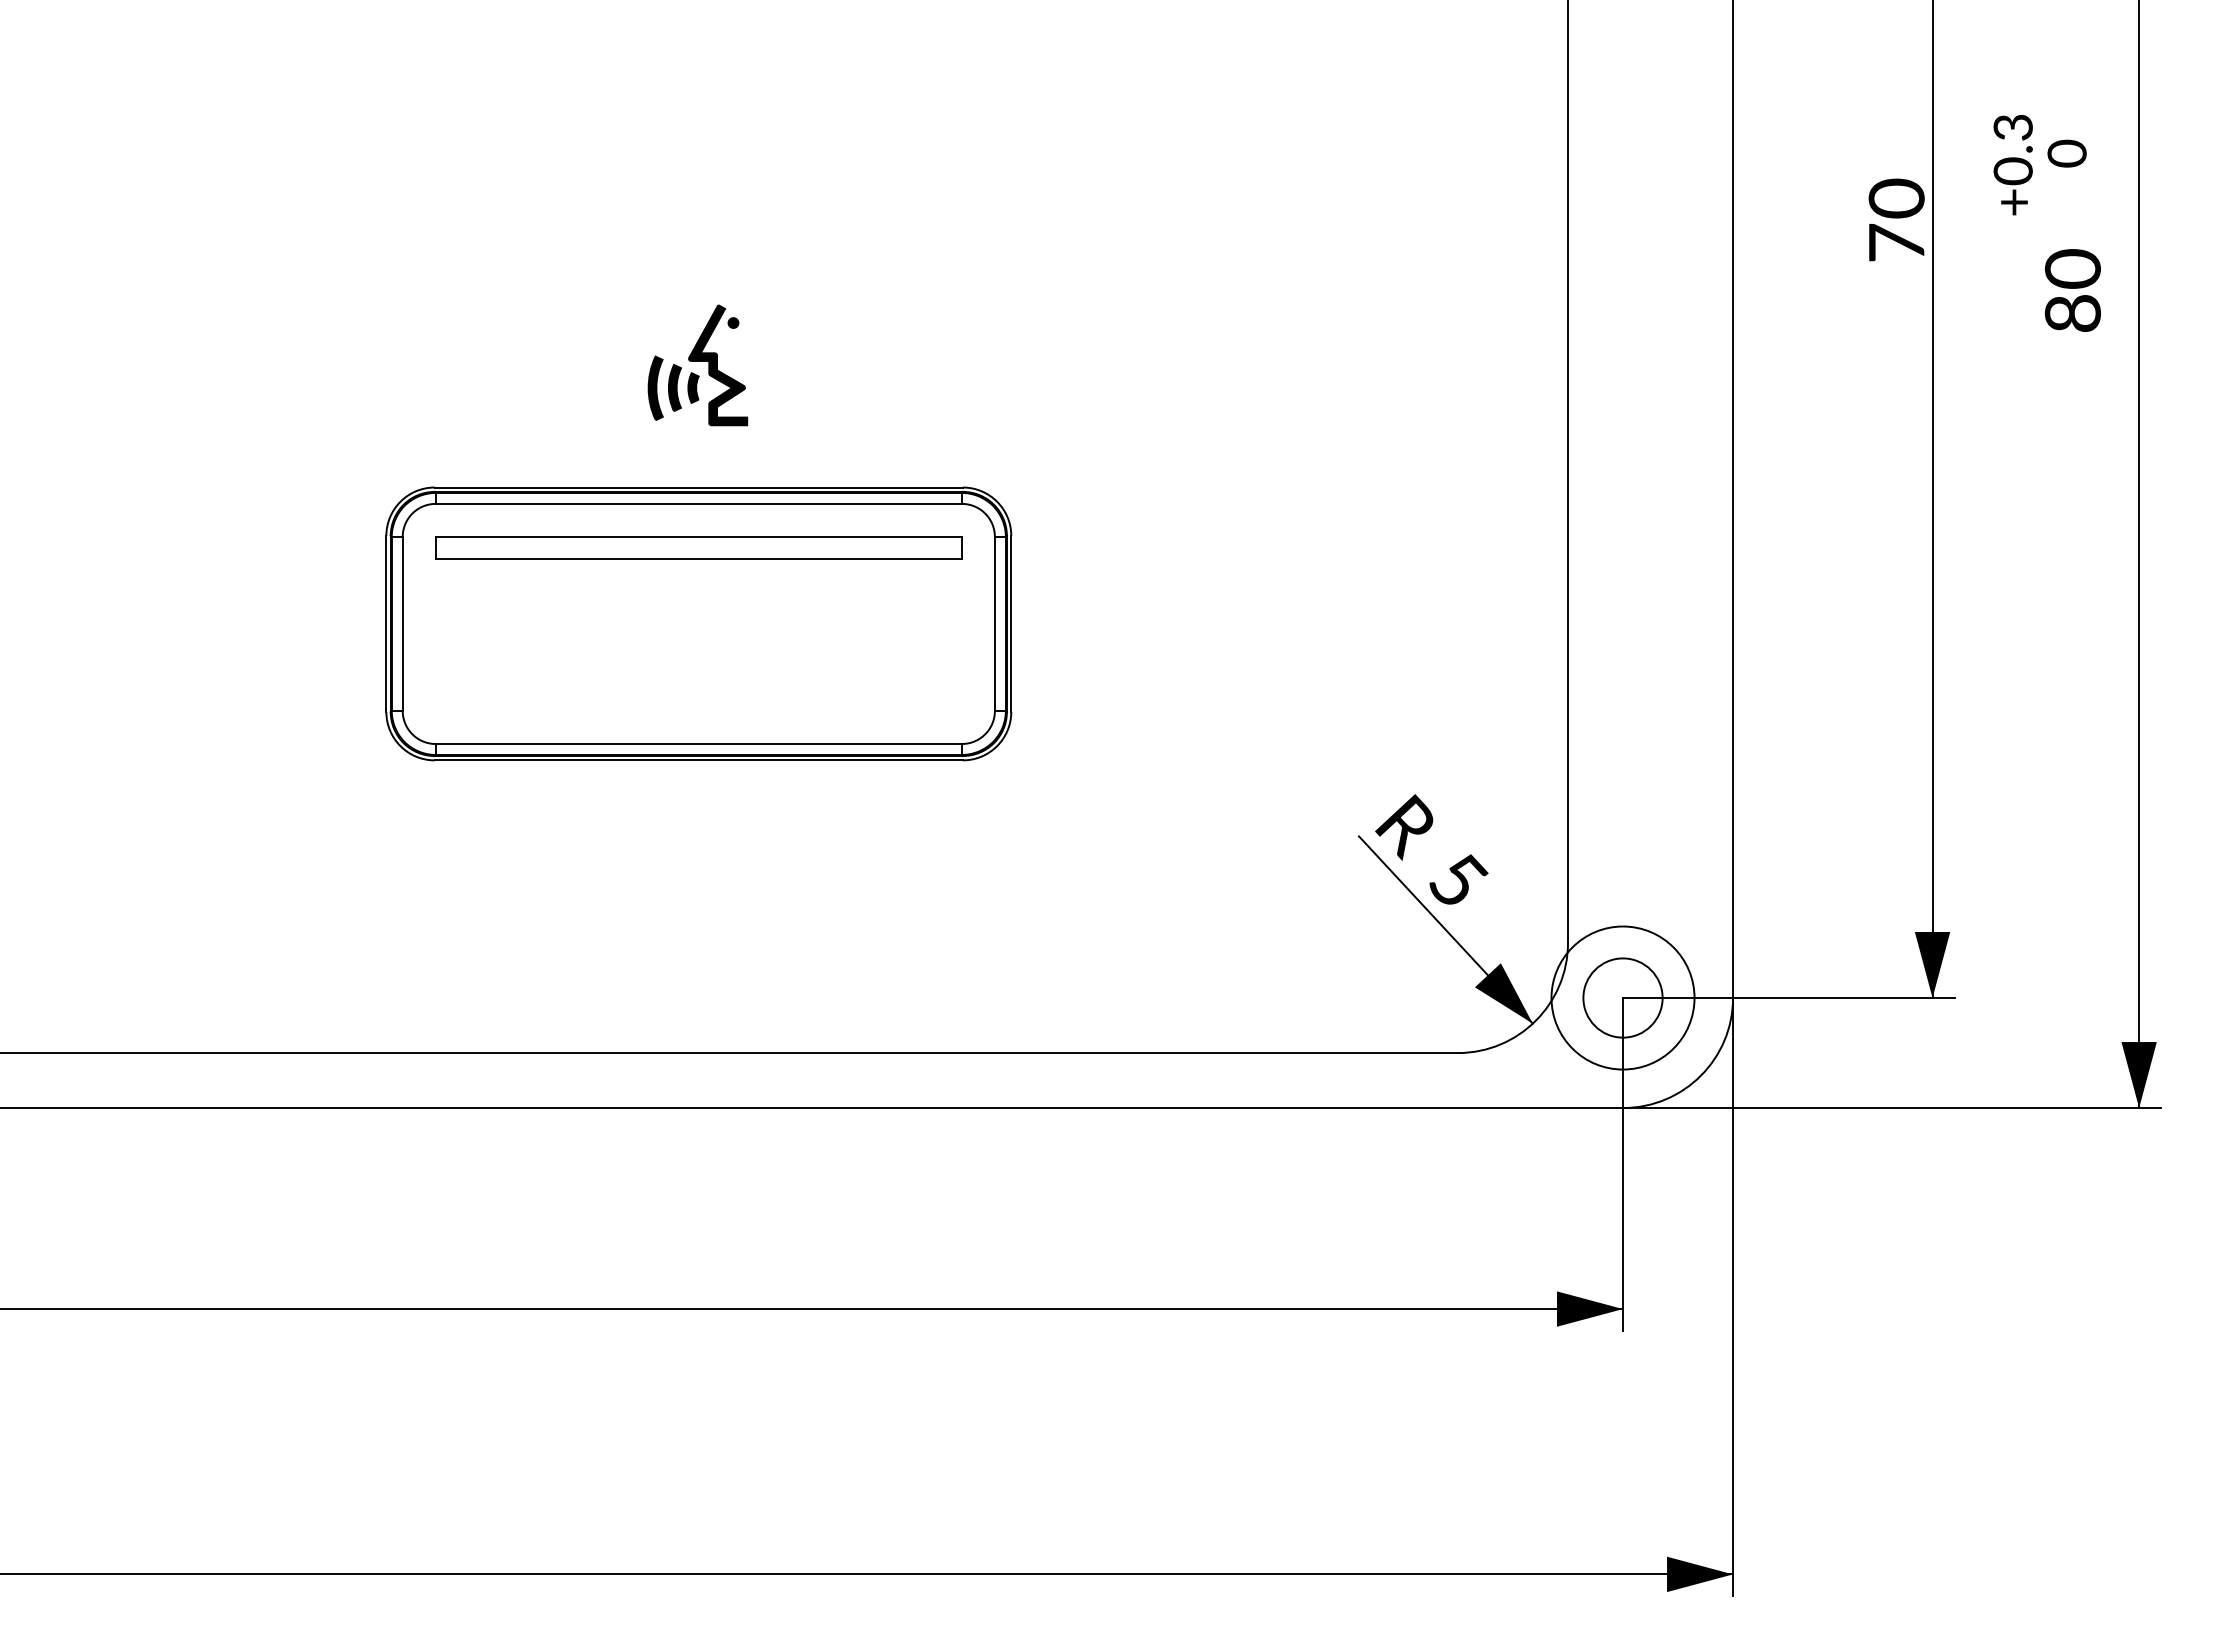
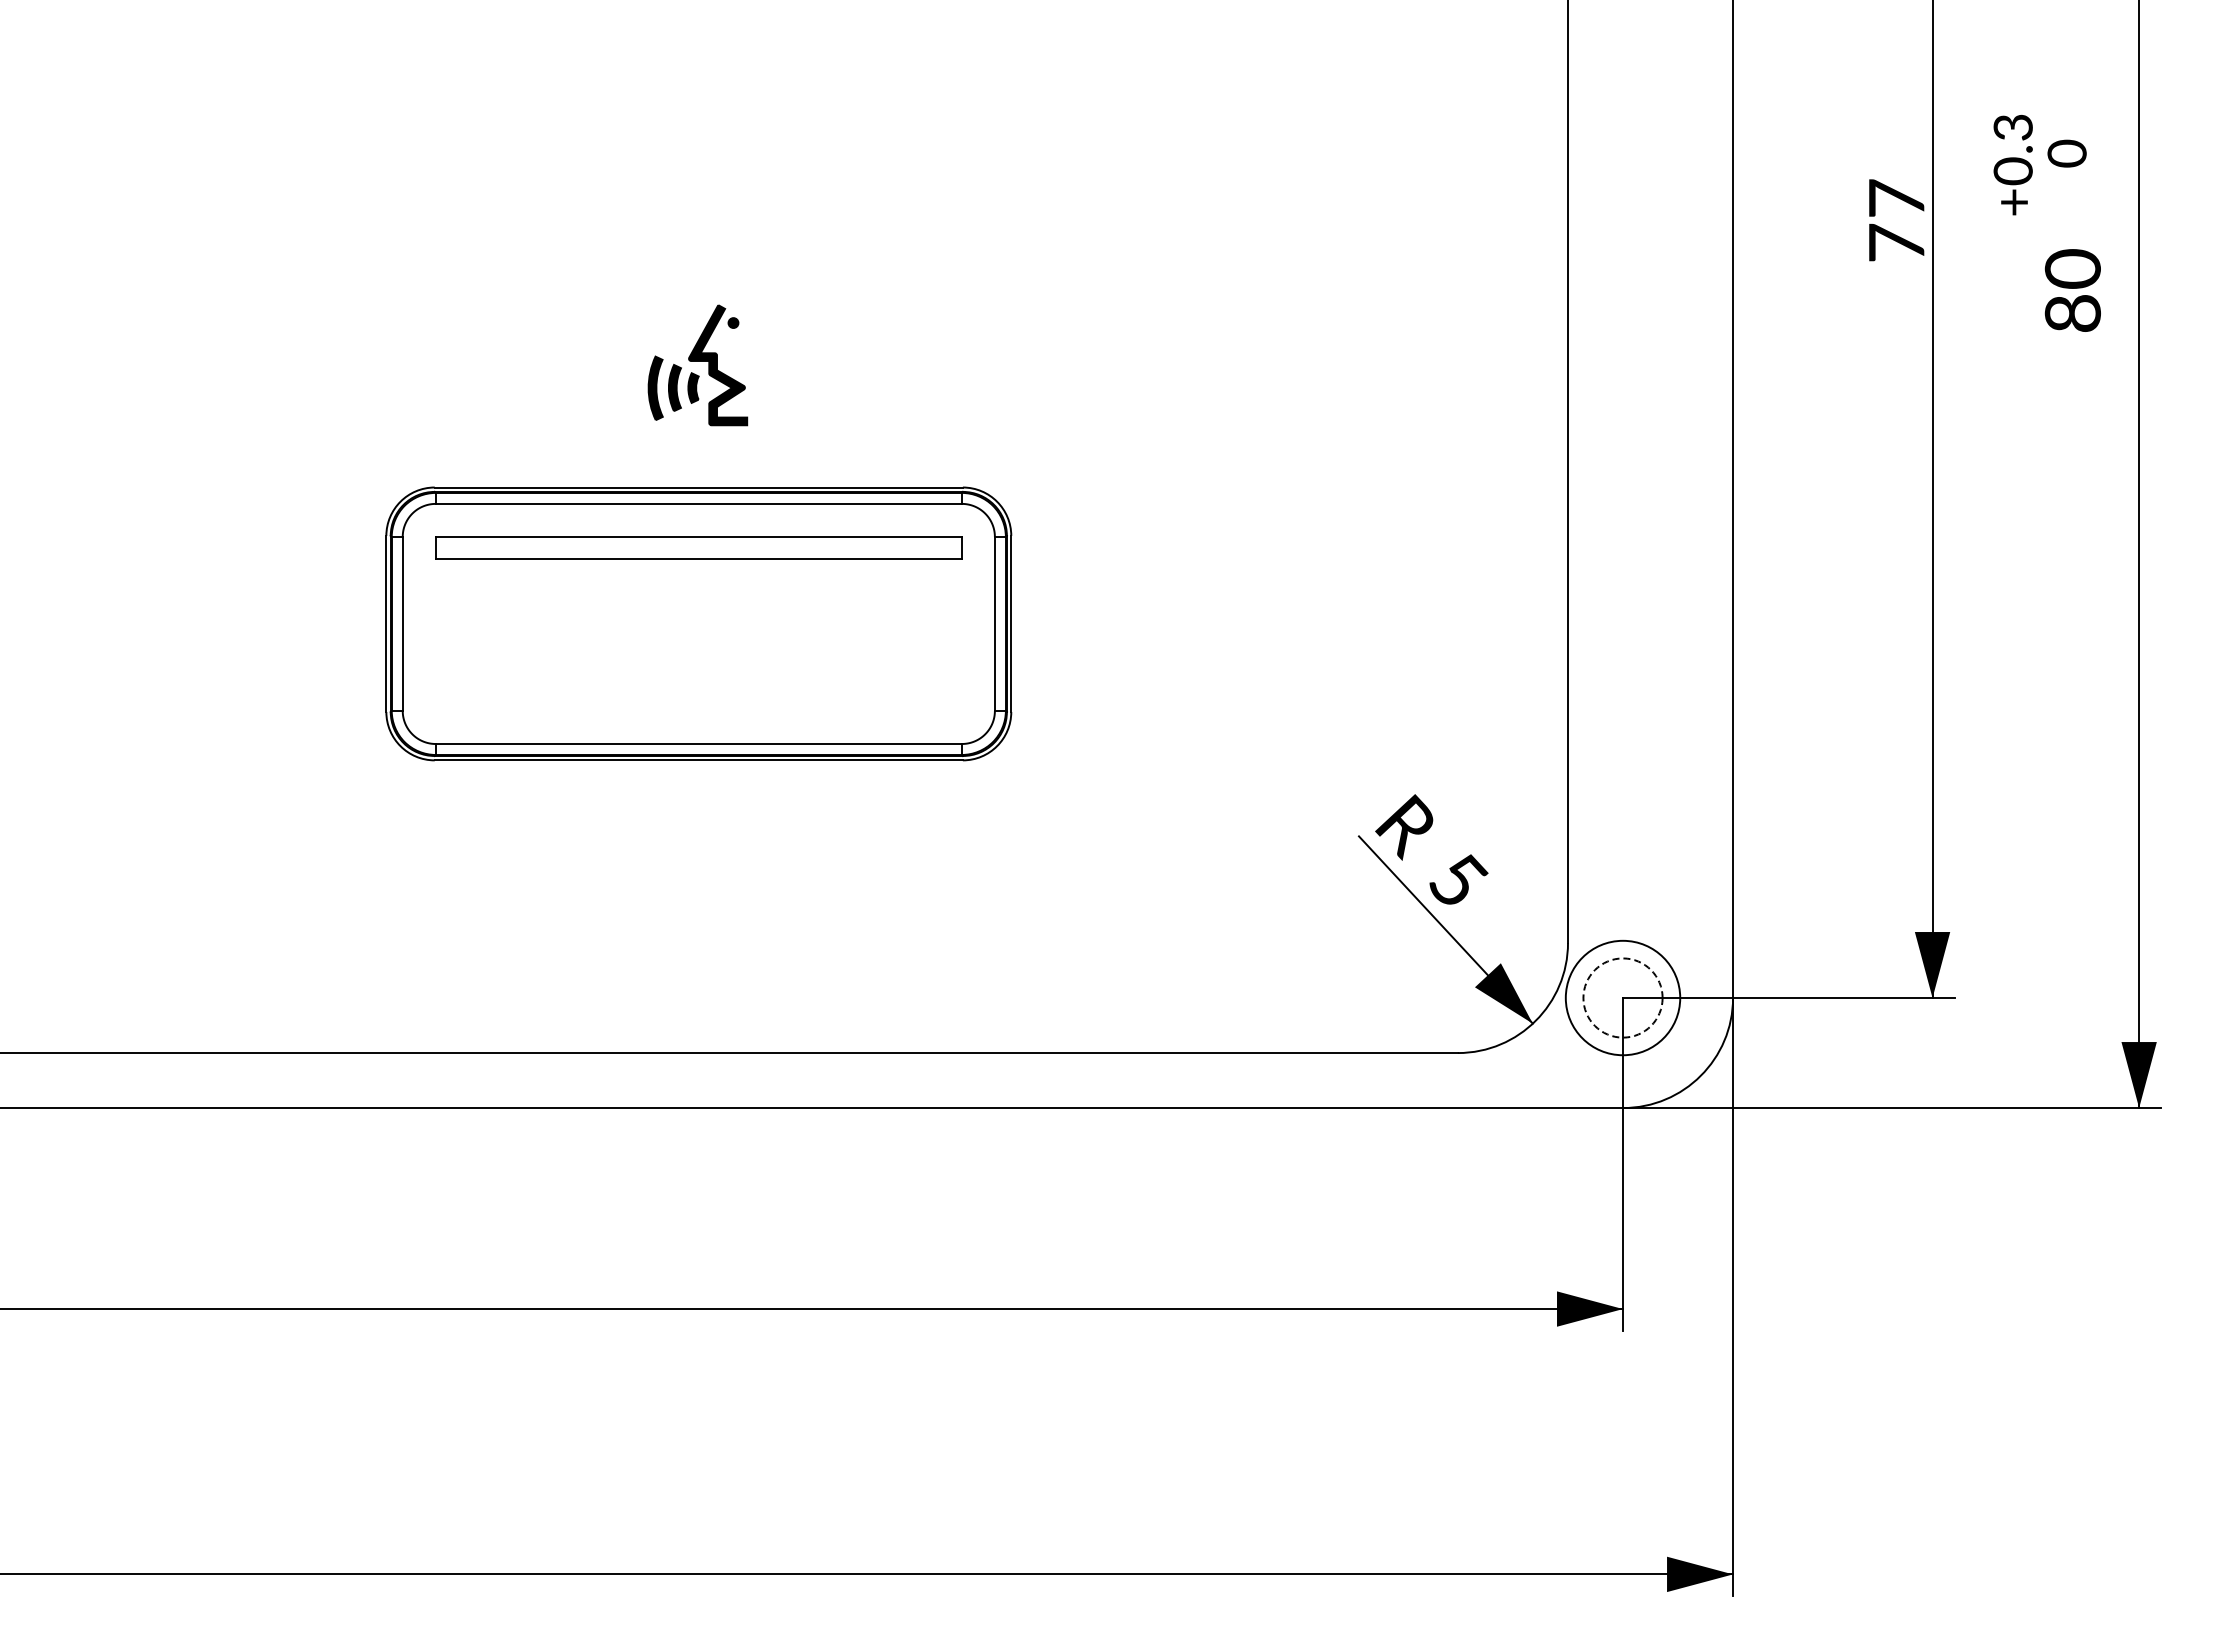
text: 70 -> 77 (1896, 198)
circle diameter: 143 px -> 114 px (1622, 997)
circle: solid -> dashed (1622, 997)
